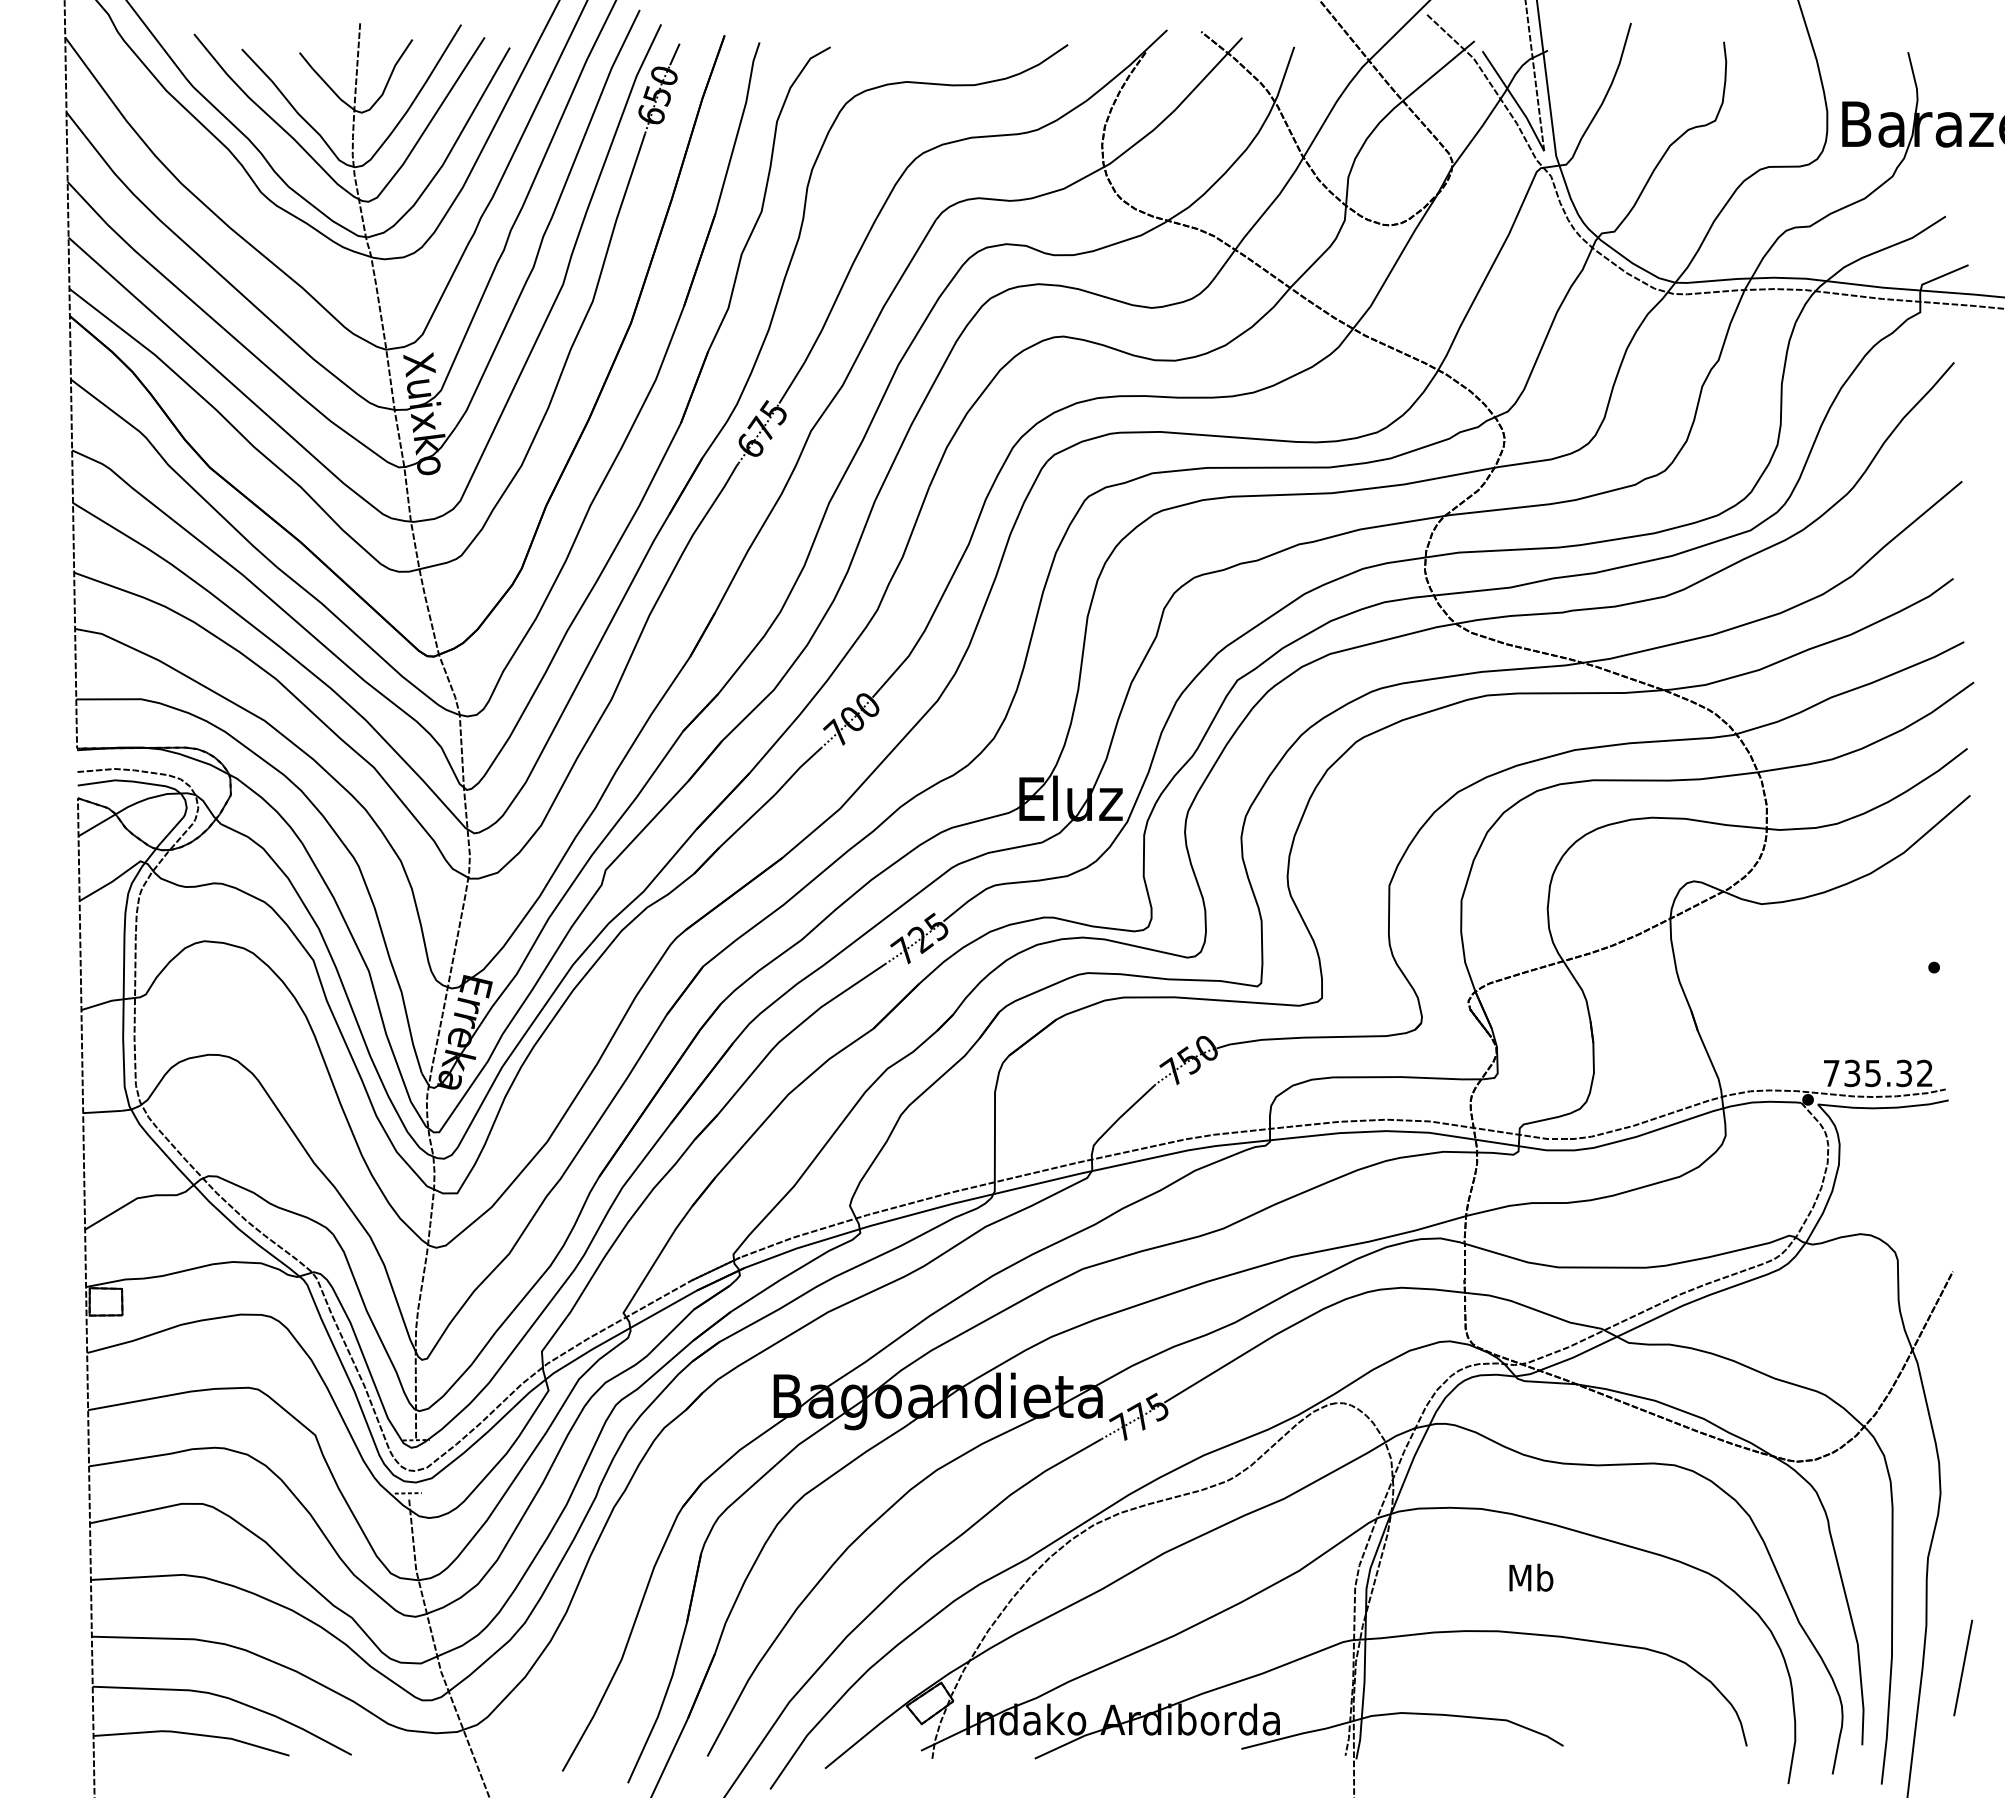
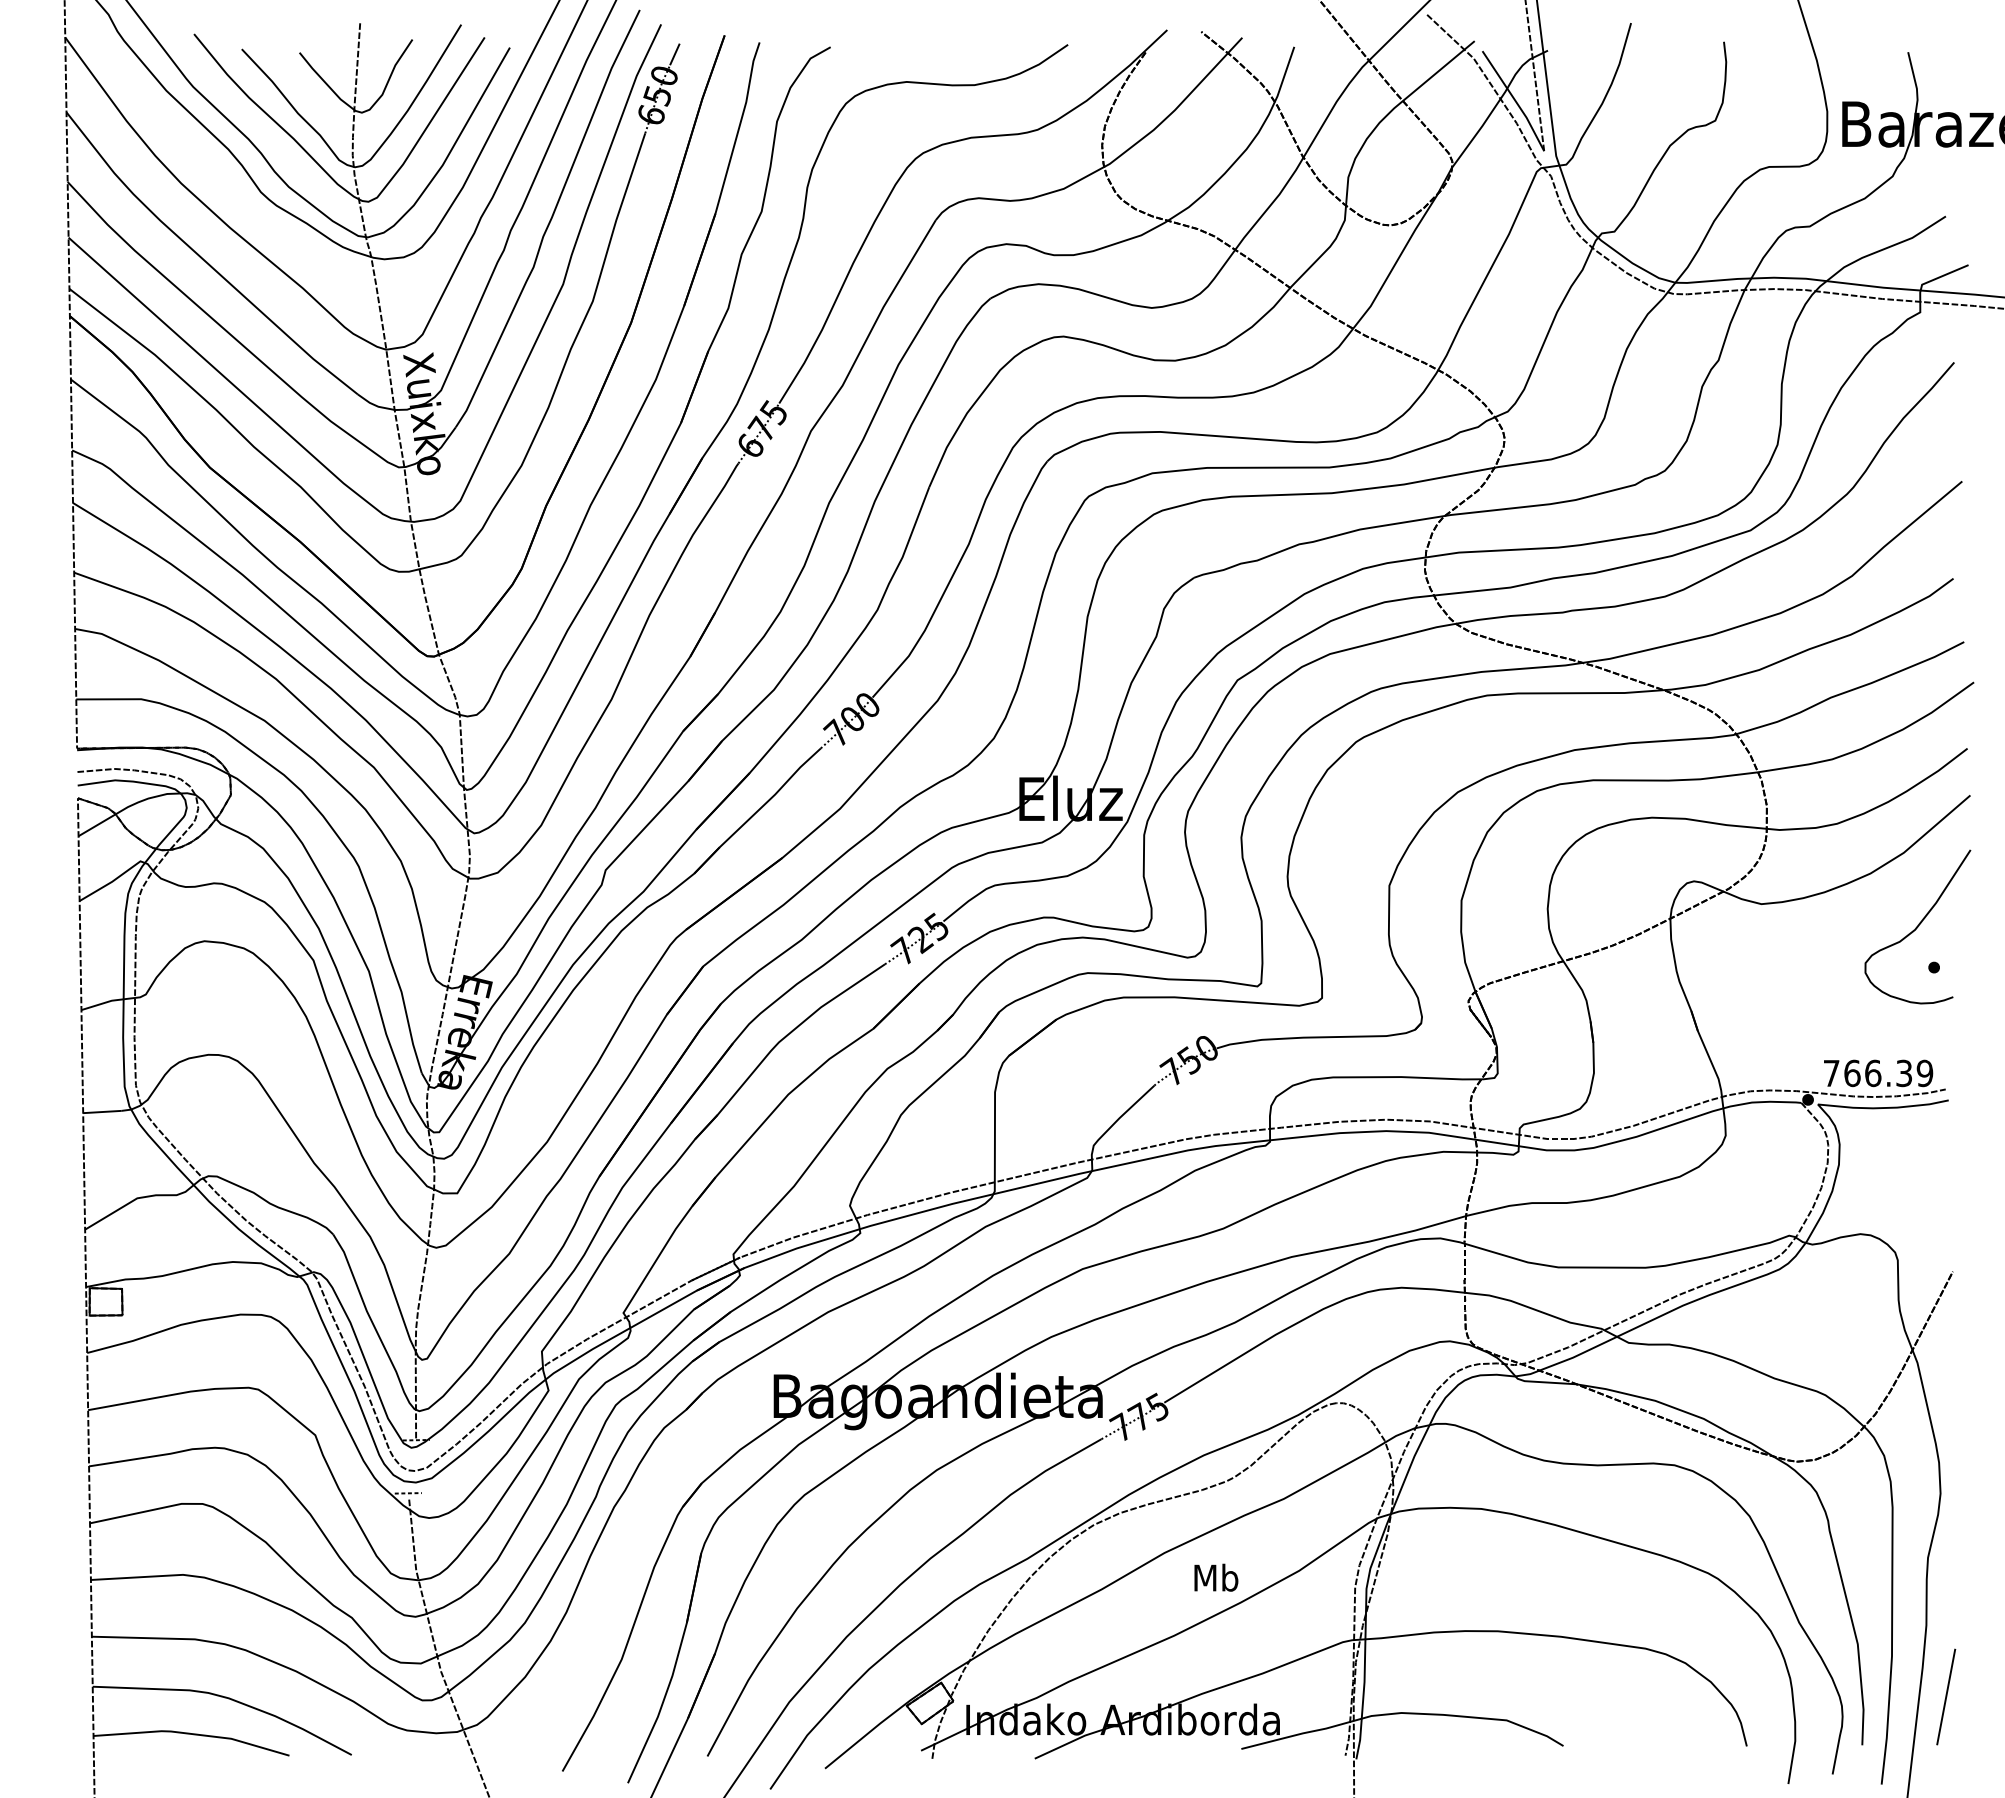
curve: none -> present (1917, 926)
text: 735.32 -> 766.39 (1888, 1073)
text position: (1531, 1577) -> (1216, 1577) (1216, 1577)
line position: (1963, 1667) -> (1946, 1696) (1946, 1696)
